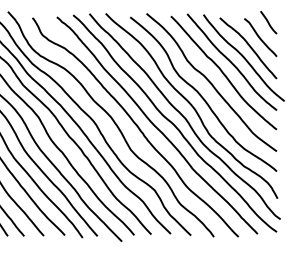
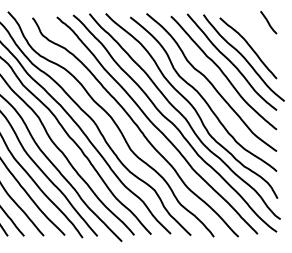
curve: present -> none (260, 37)
